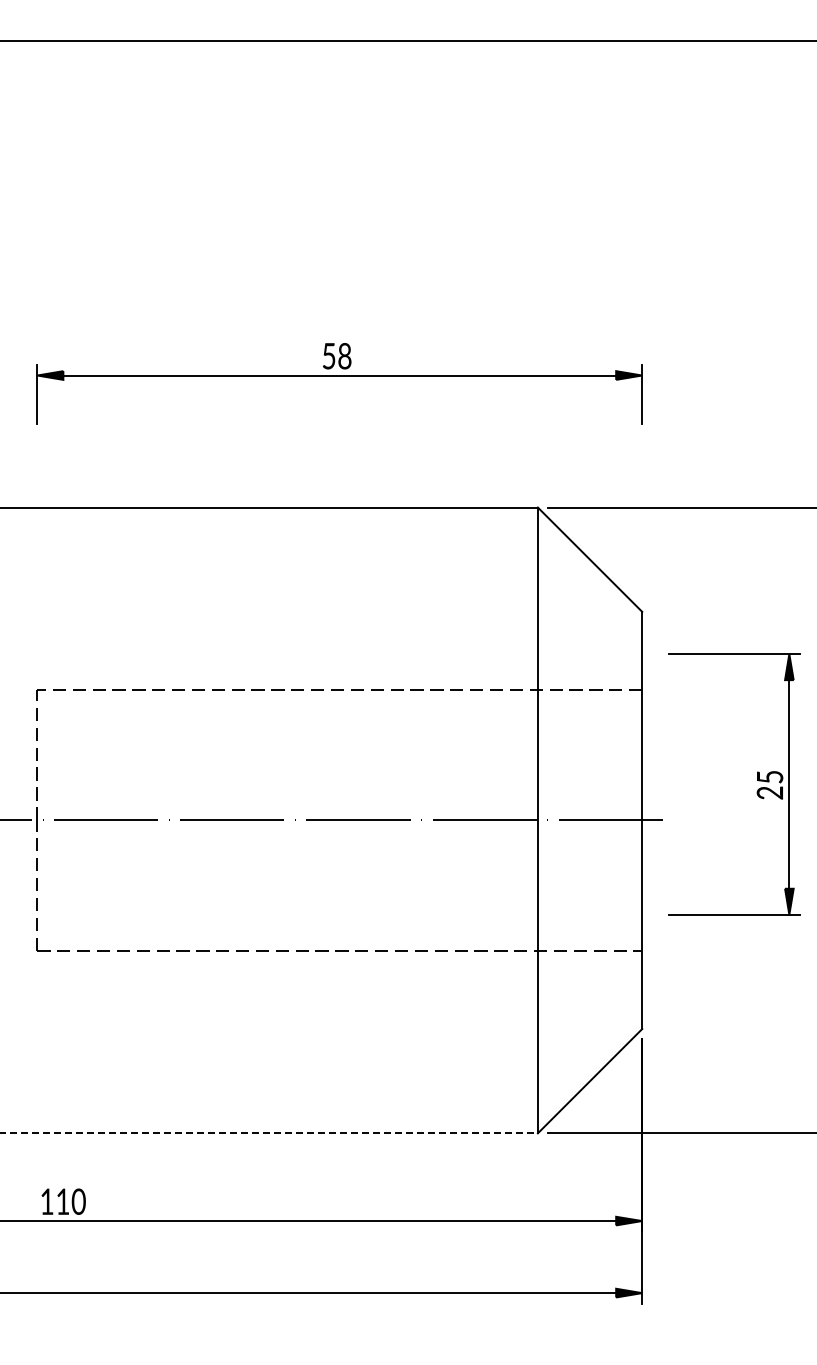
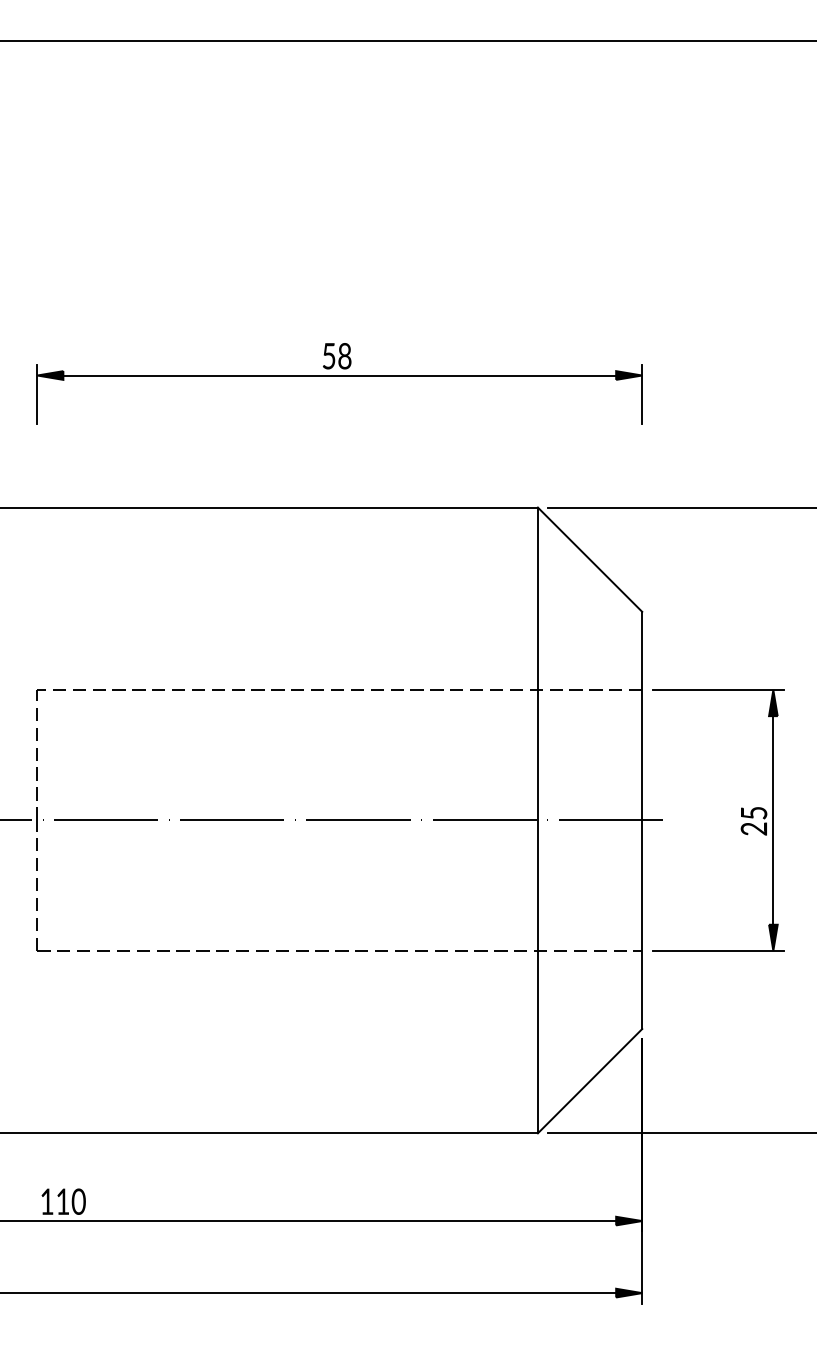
part position: (757, 780) -> (741, 816) (741, 816)
line: dashed -> solid (268, 1133)
